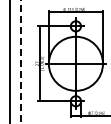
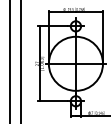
line: dashed -> solid (21, 62)
